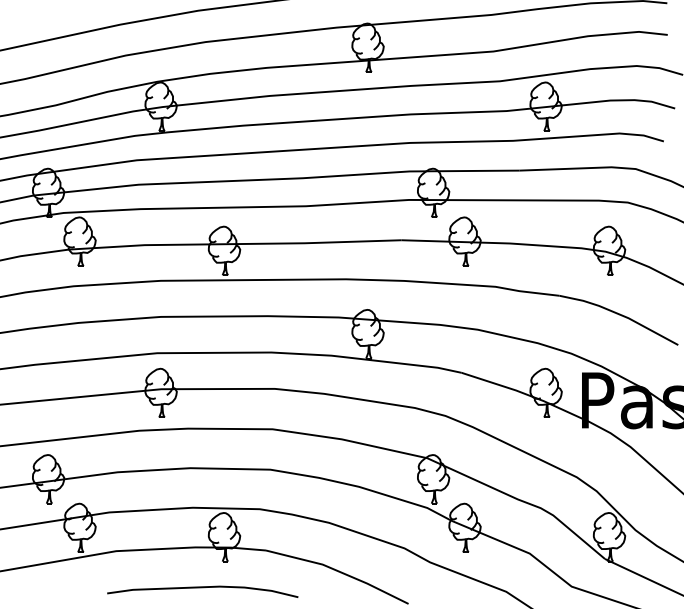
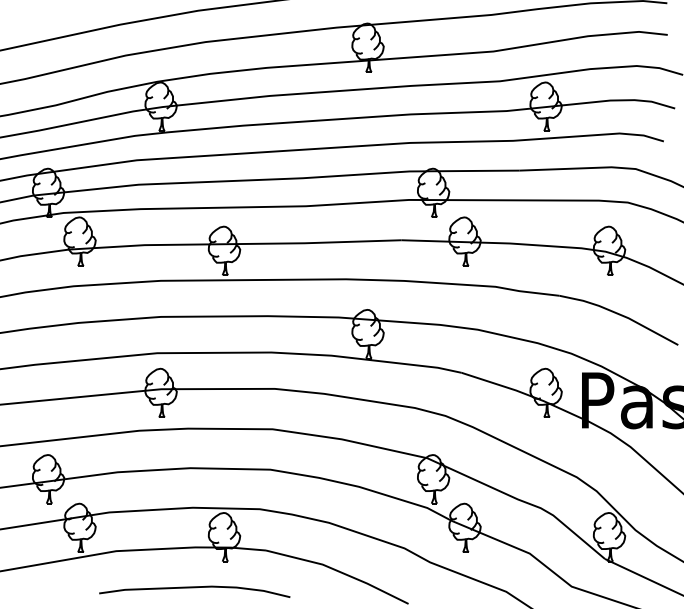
curve position: (202, 588) -> (194, 588) (194, 588)
